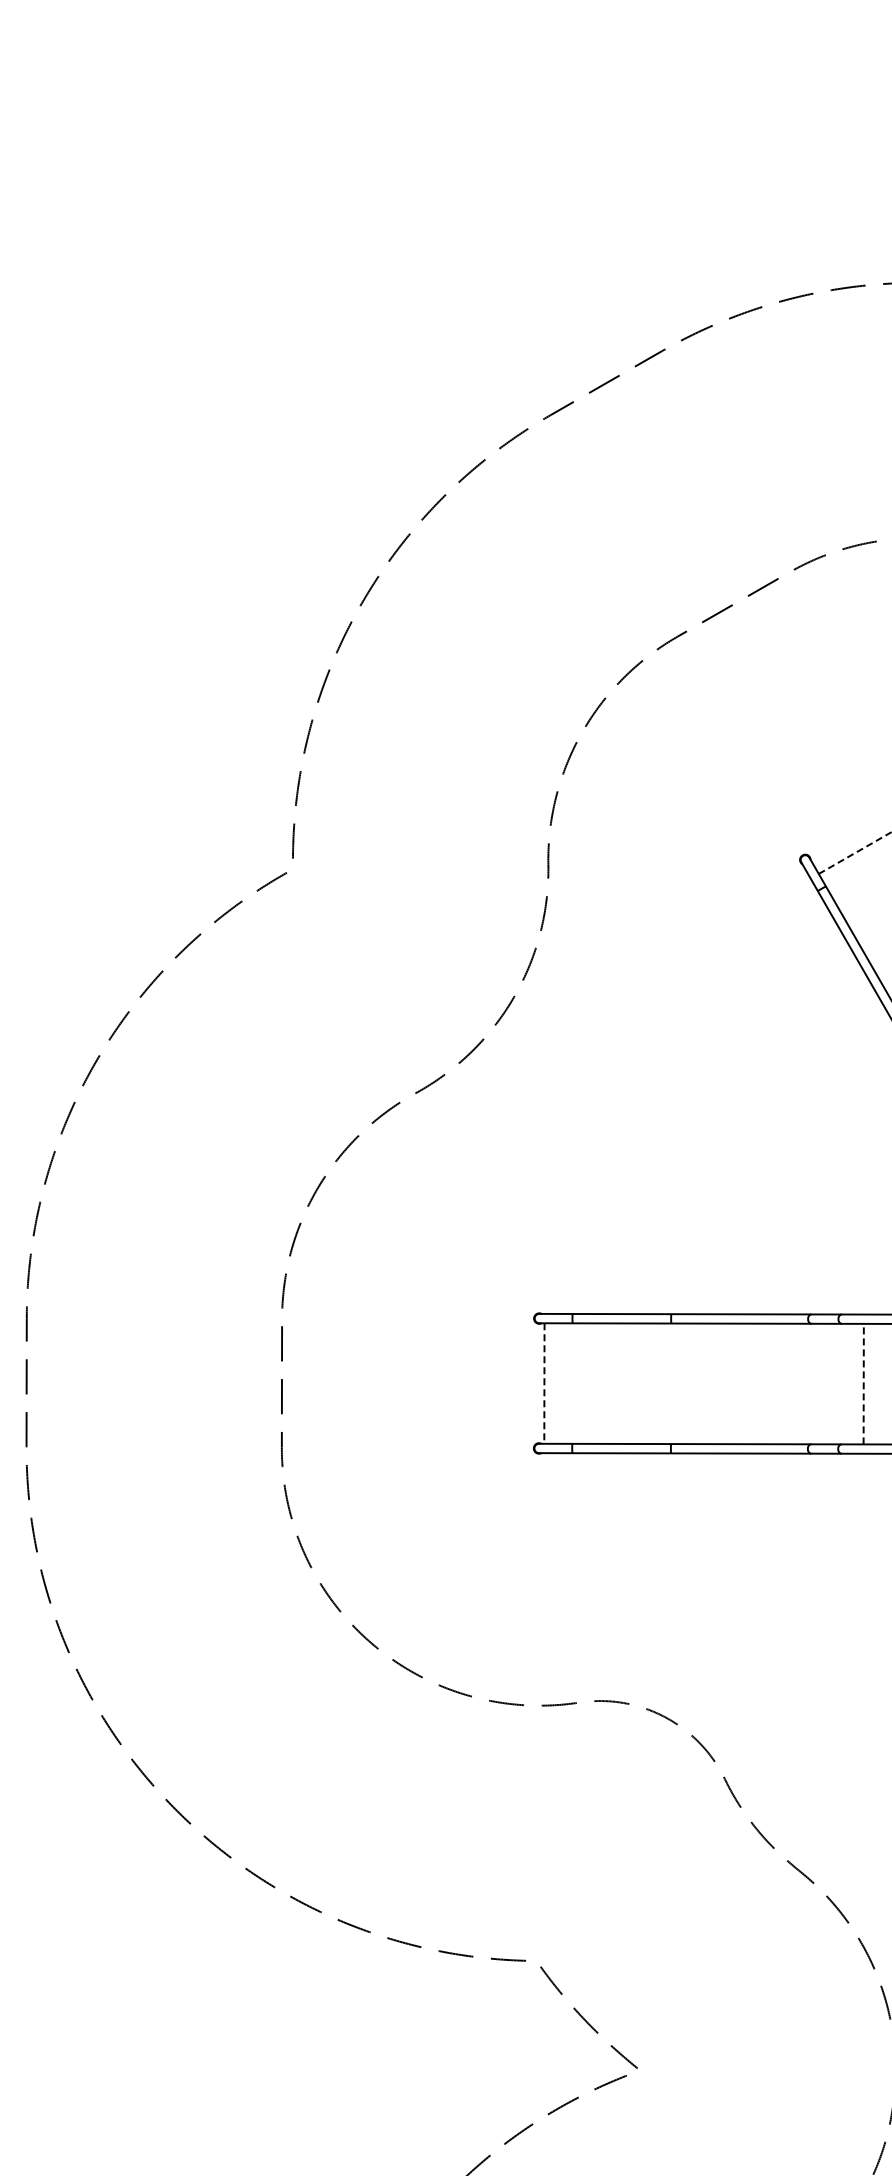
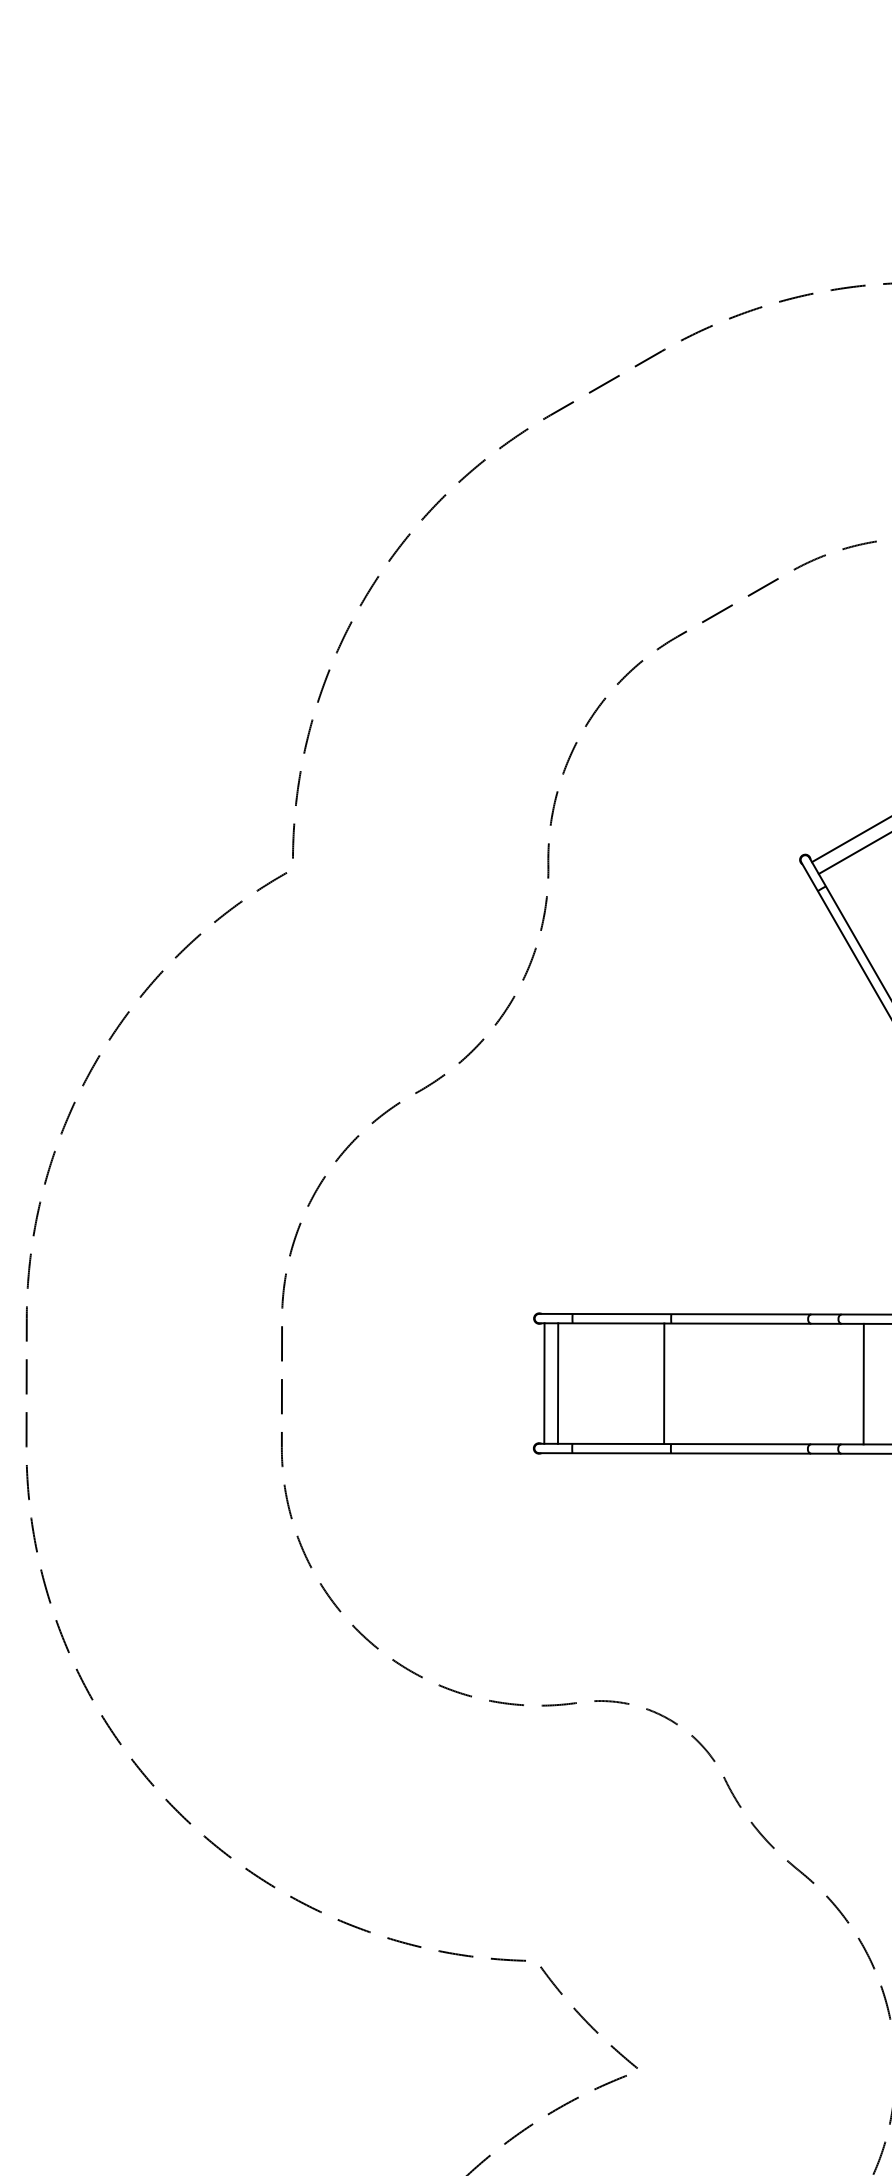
line: none -> present (849, 840)
line: dashed -> solid (855, 853)
line: none -> present (557, 1383)
line: none -> present (664, 1383)
line: dashed -> solid (863, 1383)
line: dashed -> solid (544, 1384)
